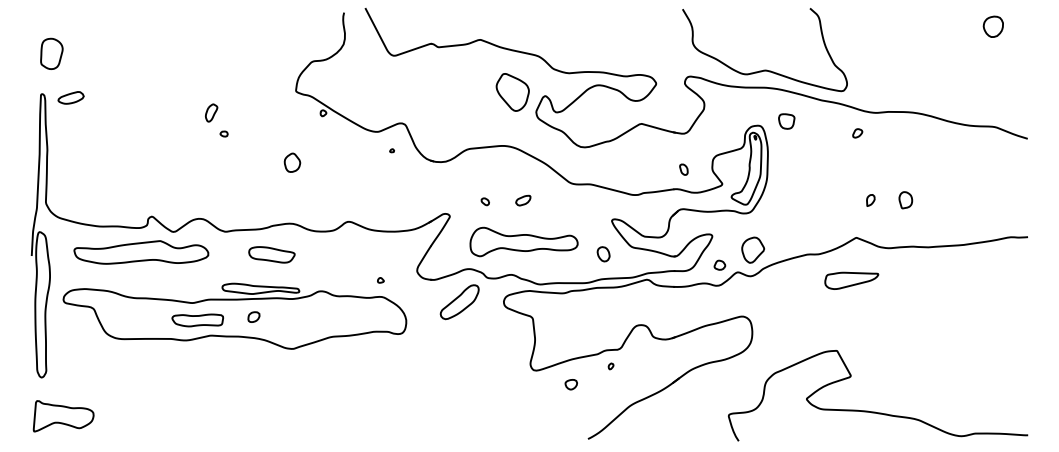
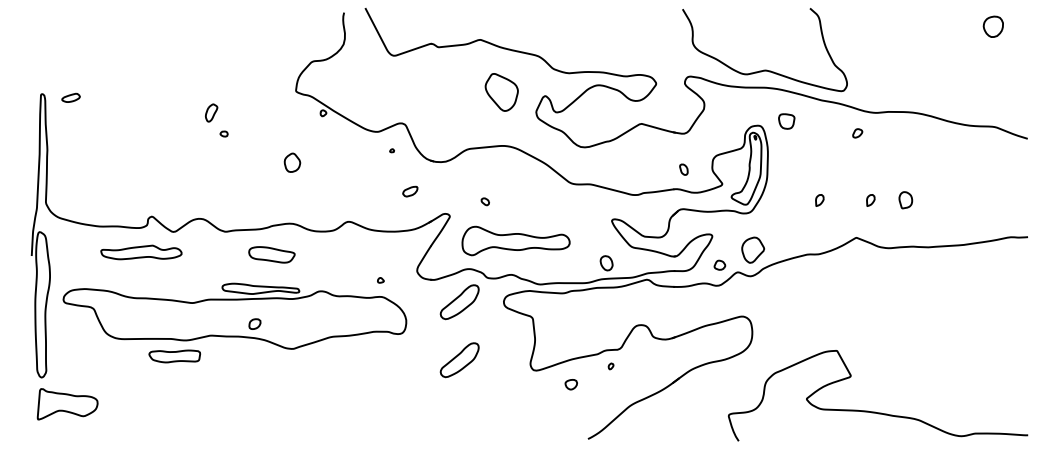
part: present -> none (51, 53)
part position: (512, 92) -> (501, 92) (501, 92)
part size: 28x14 px -> 20x11 px (70, 97)
part position: (523, 200) -> (410, 191) (410, 191)
part: none -> present (819, 200)
part position: (523, 241) -> (515, 240) (515, 240)
part size: 137x25 px -> 83x17 px (141, 252)
part position: (603, 254) -> (606, 263) (606, 263)
part: present -> none (851, 280)
part position: (253, 316) -> (254, 323) (254, 323)
part position: (197, 320) -> (174, 356) (174, 356)
part: none -> present (459, 360)
part position: (63, 416) -> (67, 404) (67, 404)
